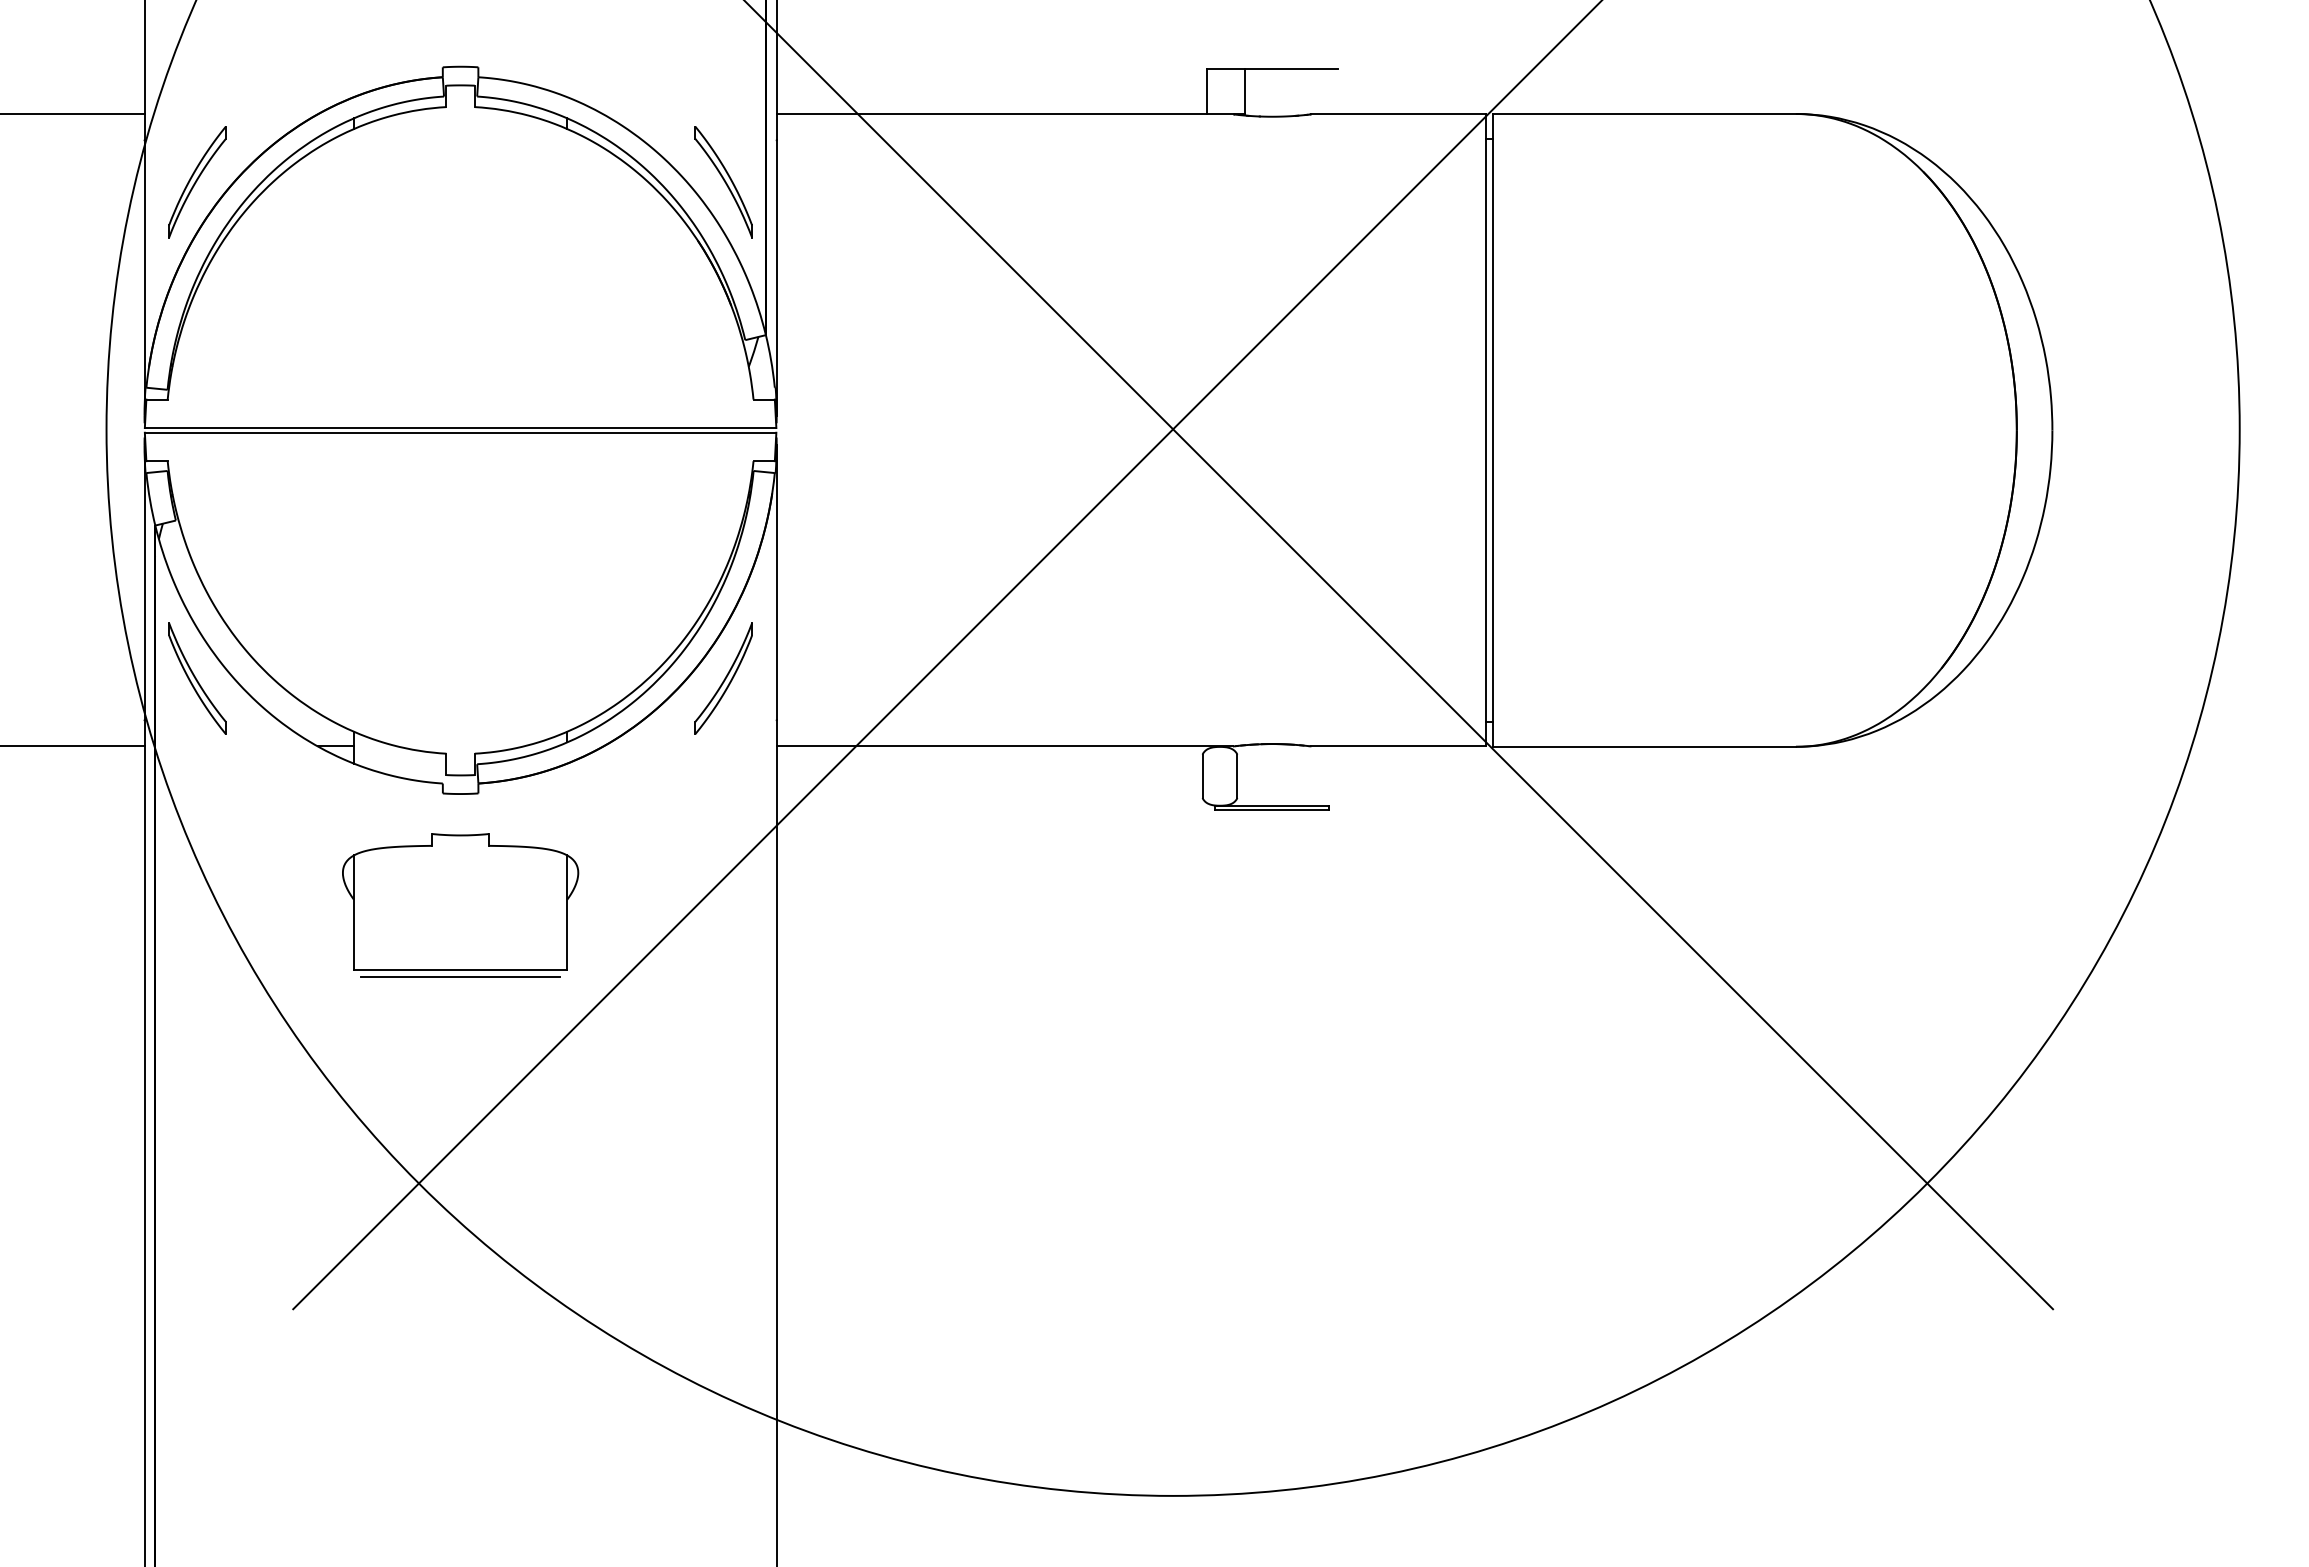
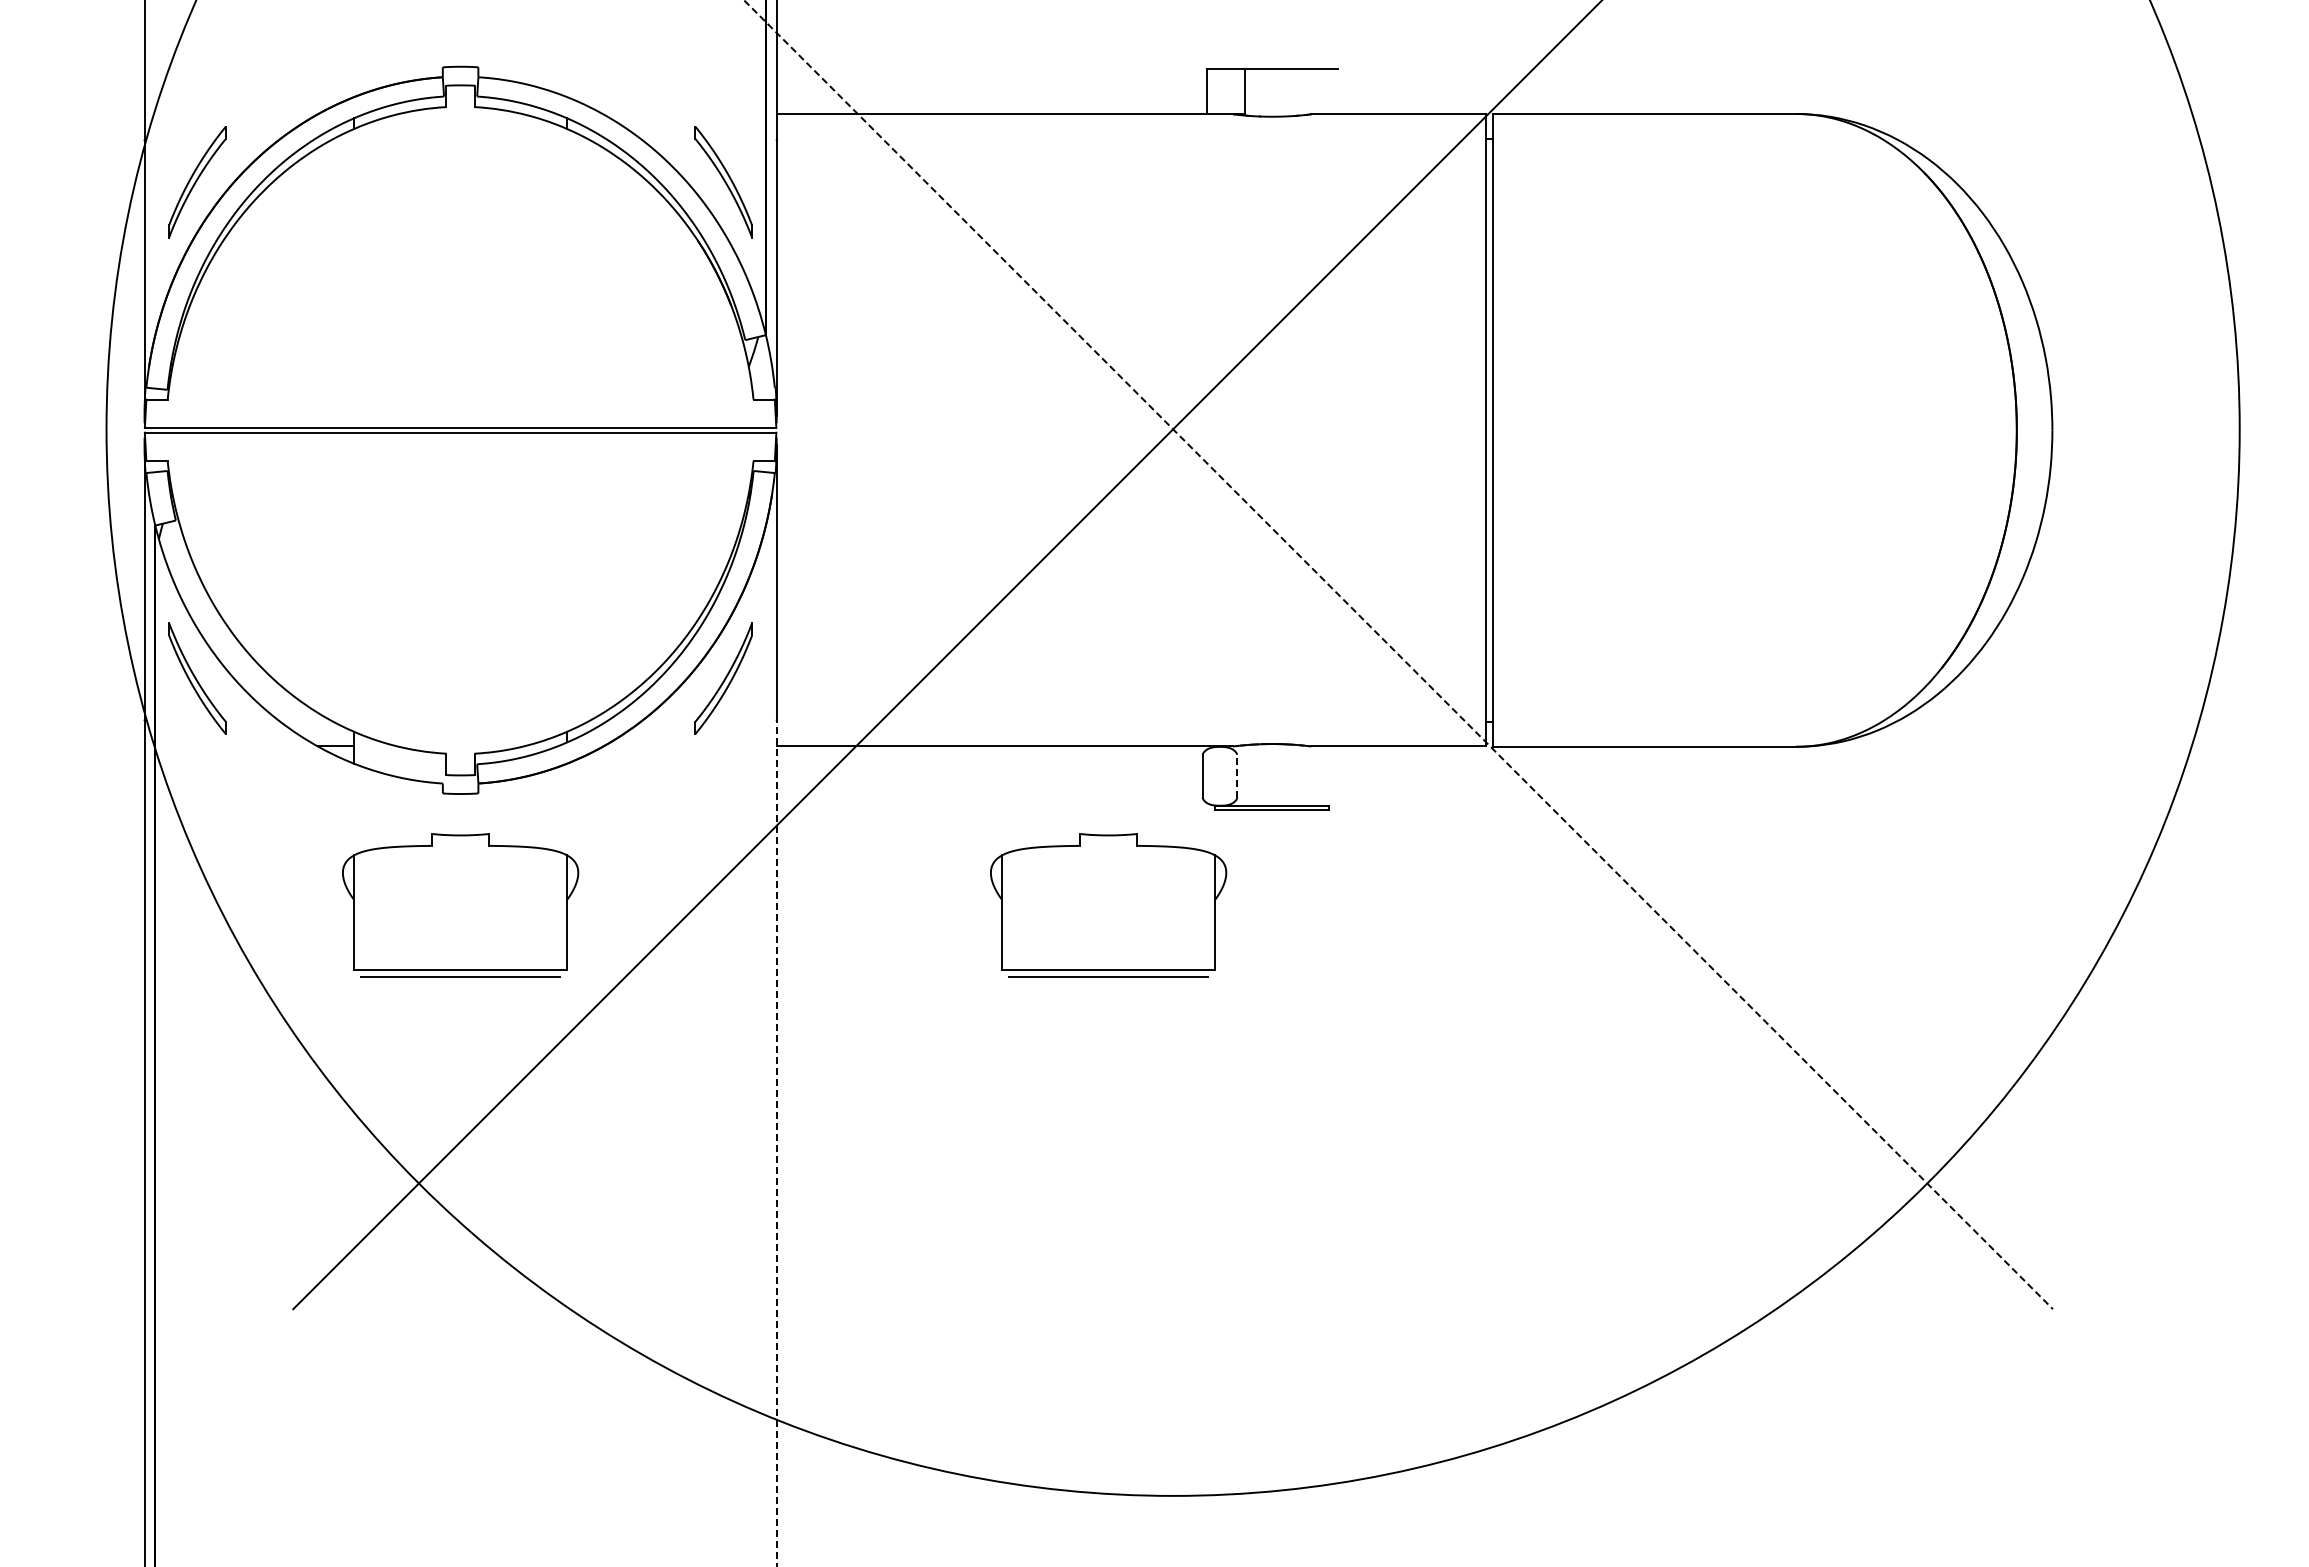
line: present -> none (73, 114)
line: solid -> dashed (1399, 655)
line: present -> none (73, 746)
line: solid -> dashed (1237, 776)
part: none -> present (1108, 905)
line: solid -> dashed (776, 1143)
